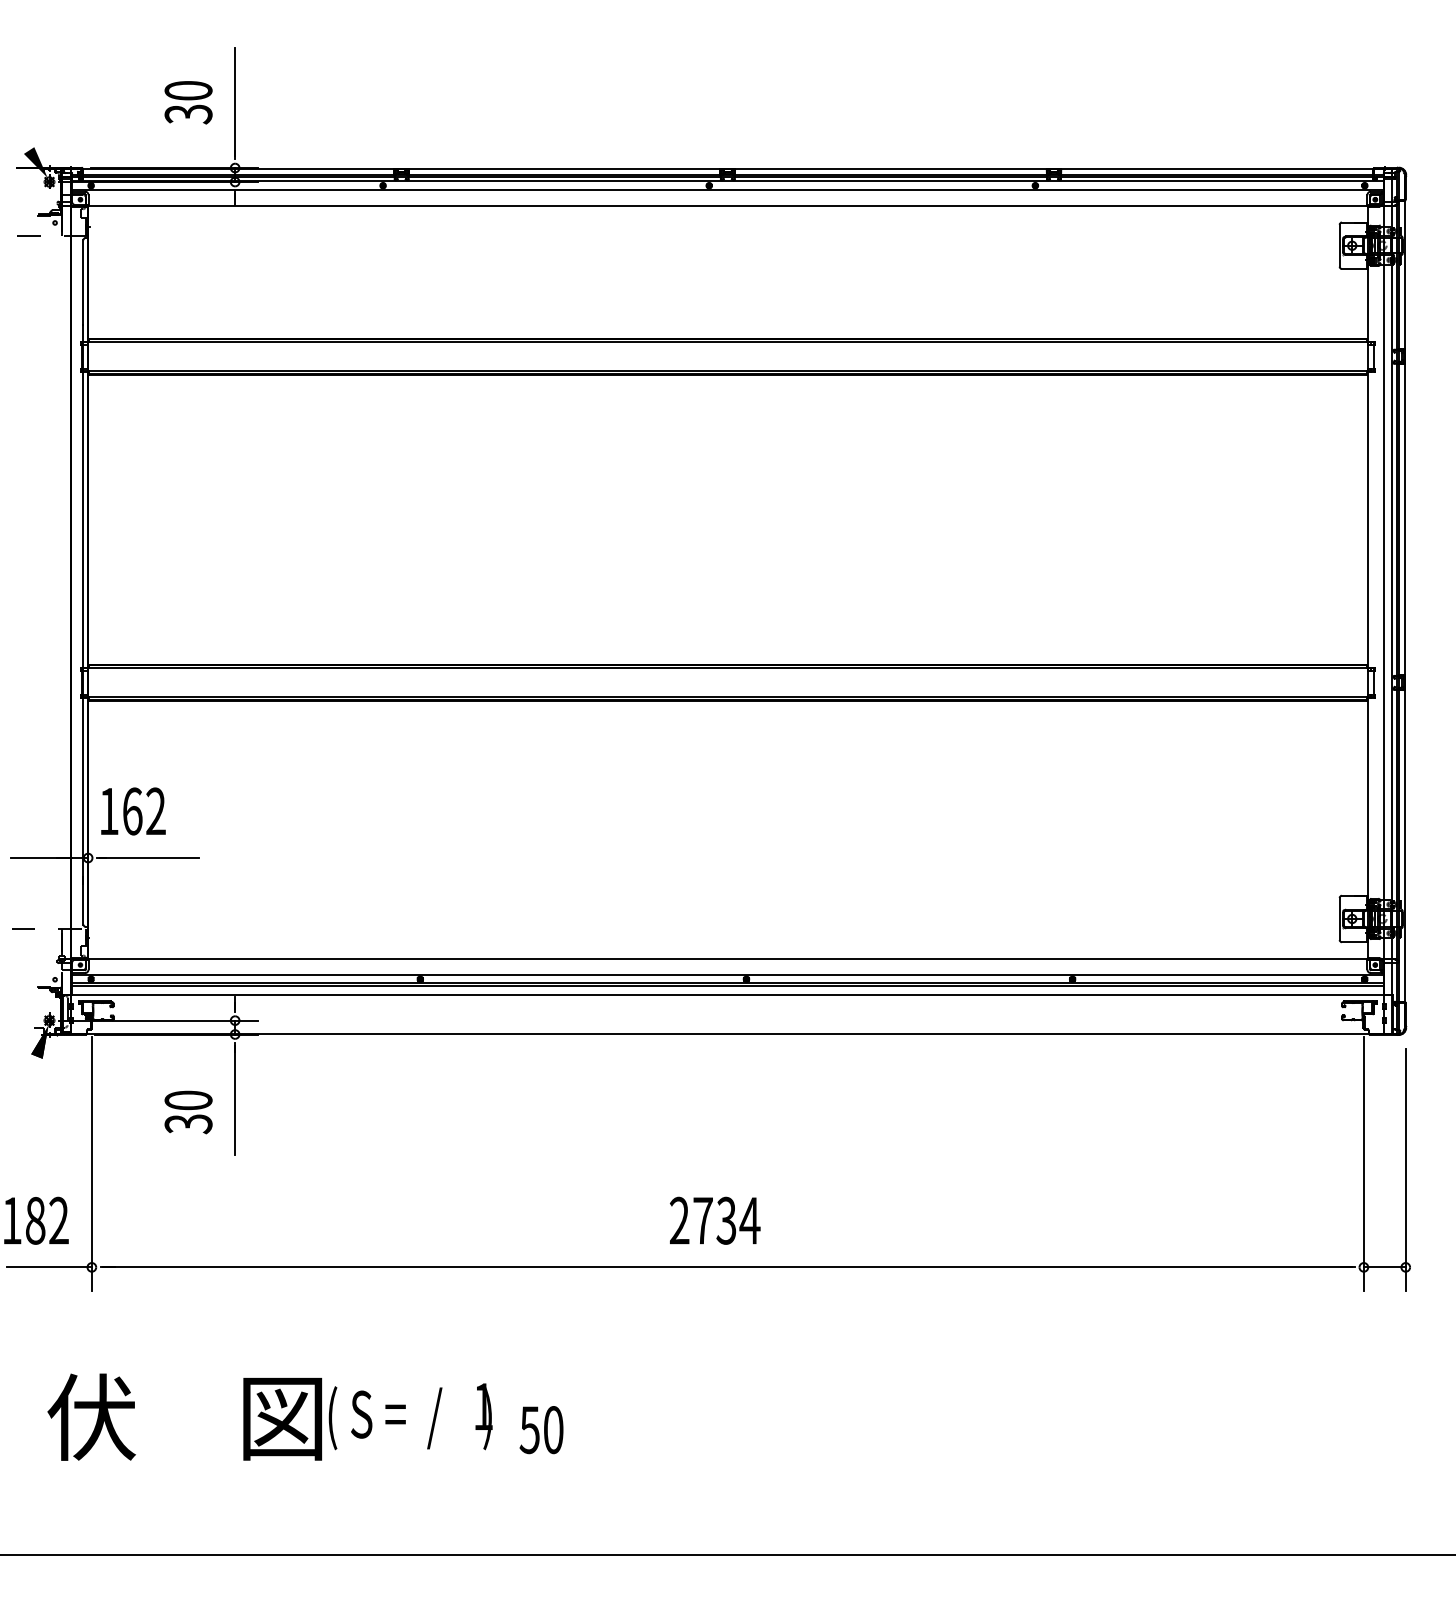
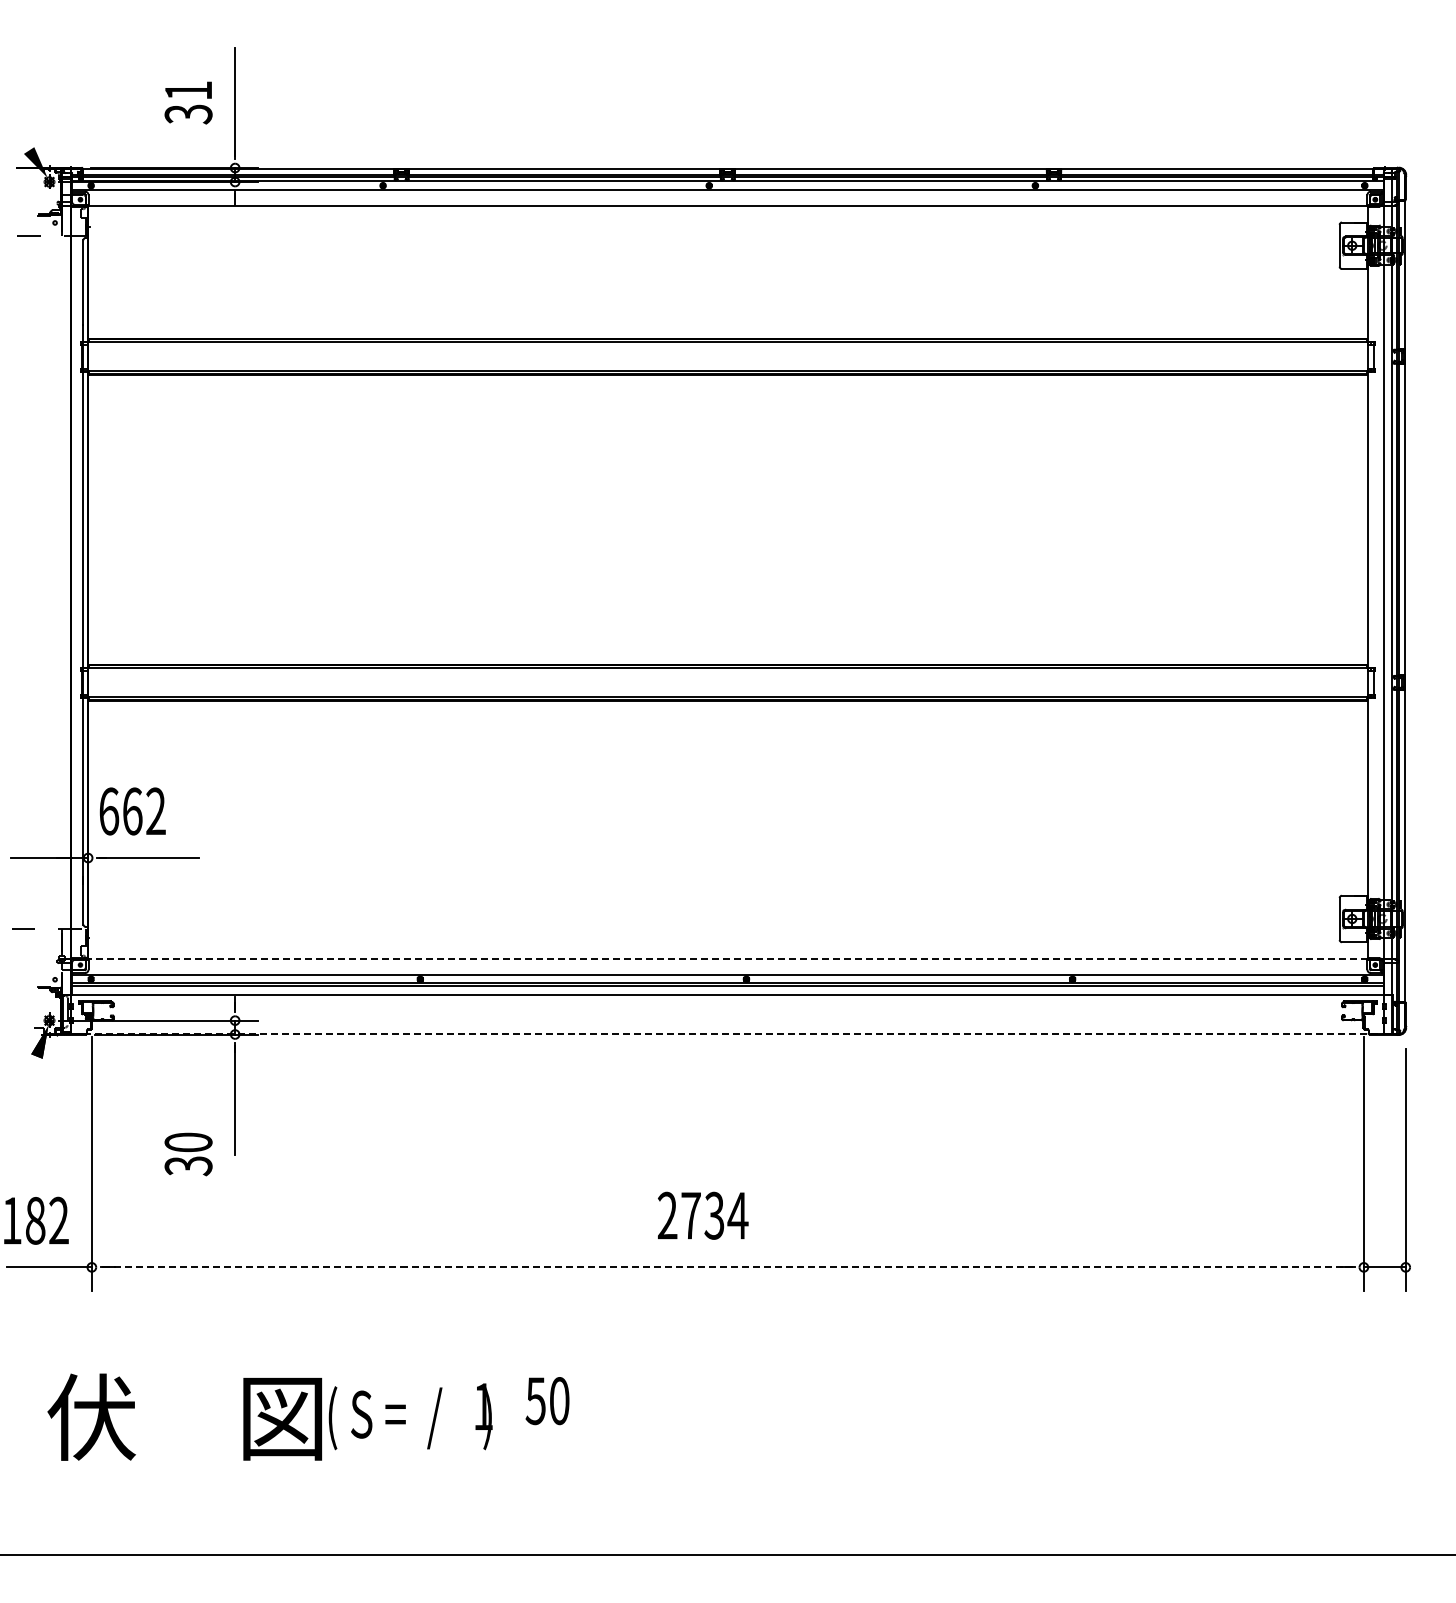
text: 30 -> 31 (188, 90)
text: 162 -> 662 (109, 811)
line: solid -> dashed (727, 958)
line: solid -> dashed (727, 1034)
text position: (188, 1112) -> (188, 1154) (188, 1154)
text position: (715, 1220) -> (703, 1215) (703, 1215)
line: solid -> dashed (728, 1267)
text position: (541, 1430) -> (547, 1401) (547, 1401)
